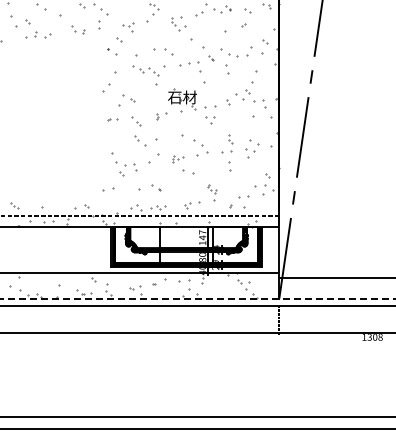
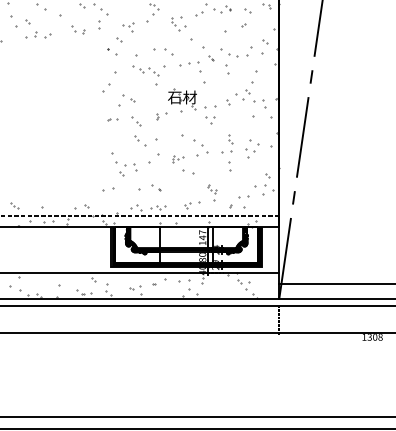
line position: (335, 278) -> (335, 284) (335, 284)
line: dashed -> solid (198, 298)
